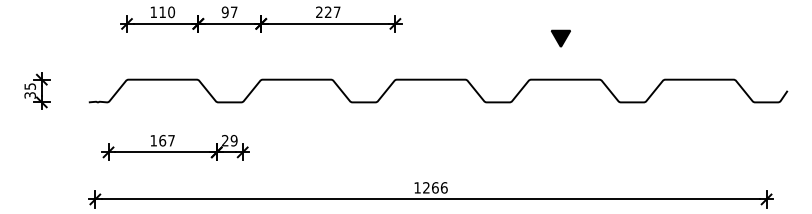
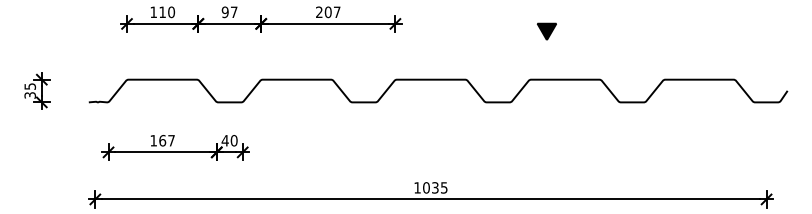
text: 227 -> 207 (327, 12)
part position: (560, 38) -> (546, 31) (546, 31)
text: 29 -> 40 (229, 140)
text: 1266 -> 1035 (435, 187)
